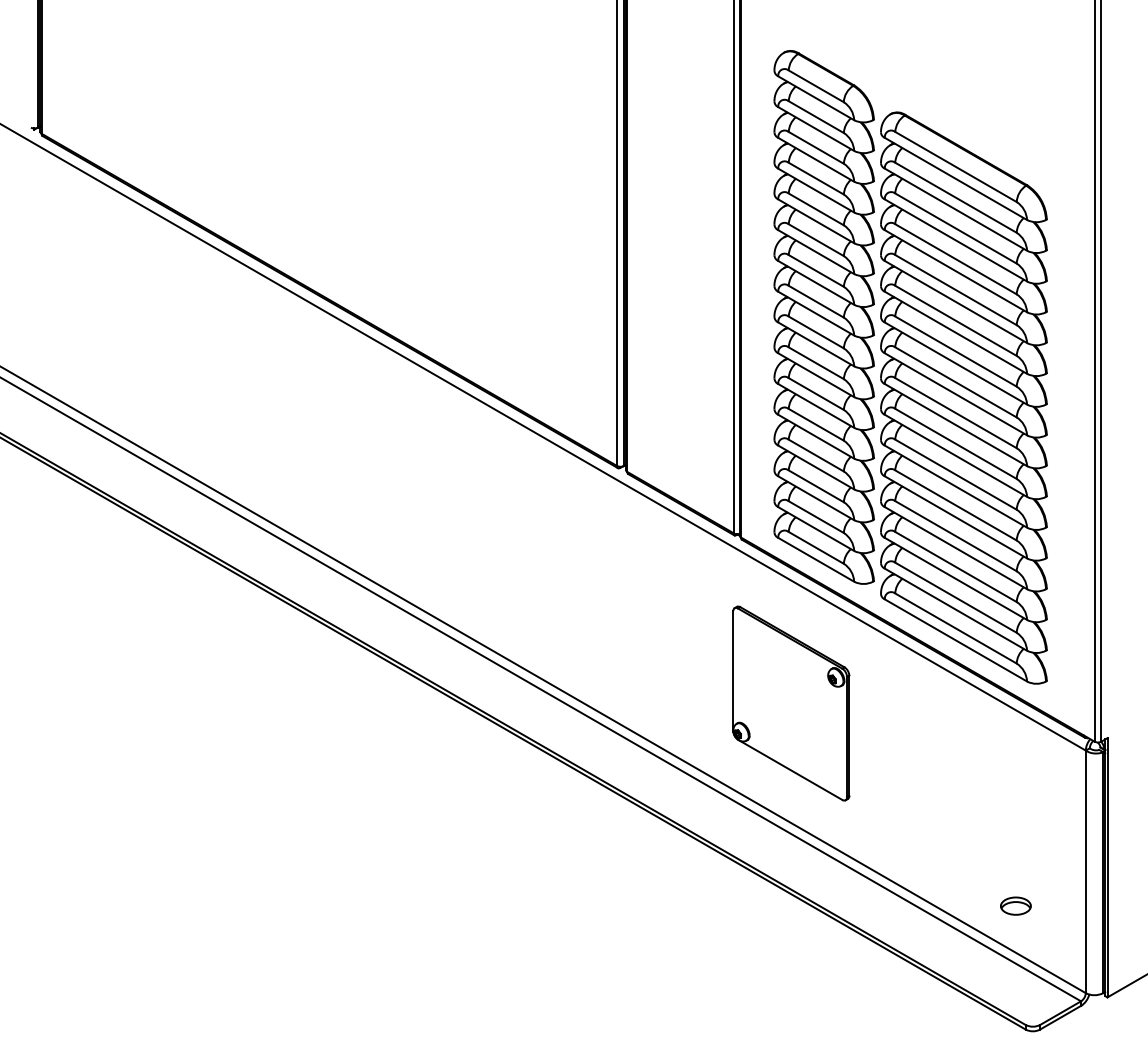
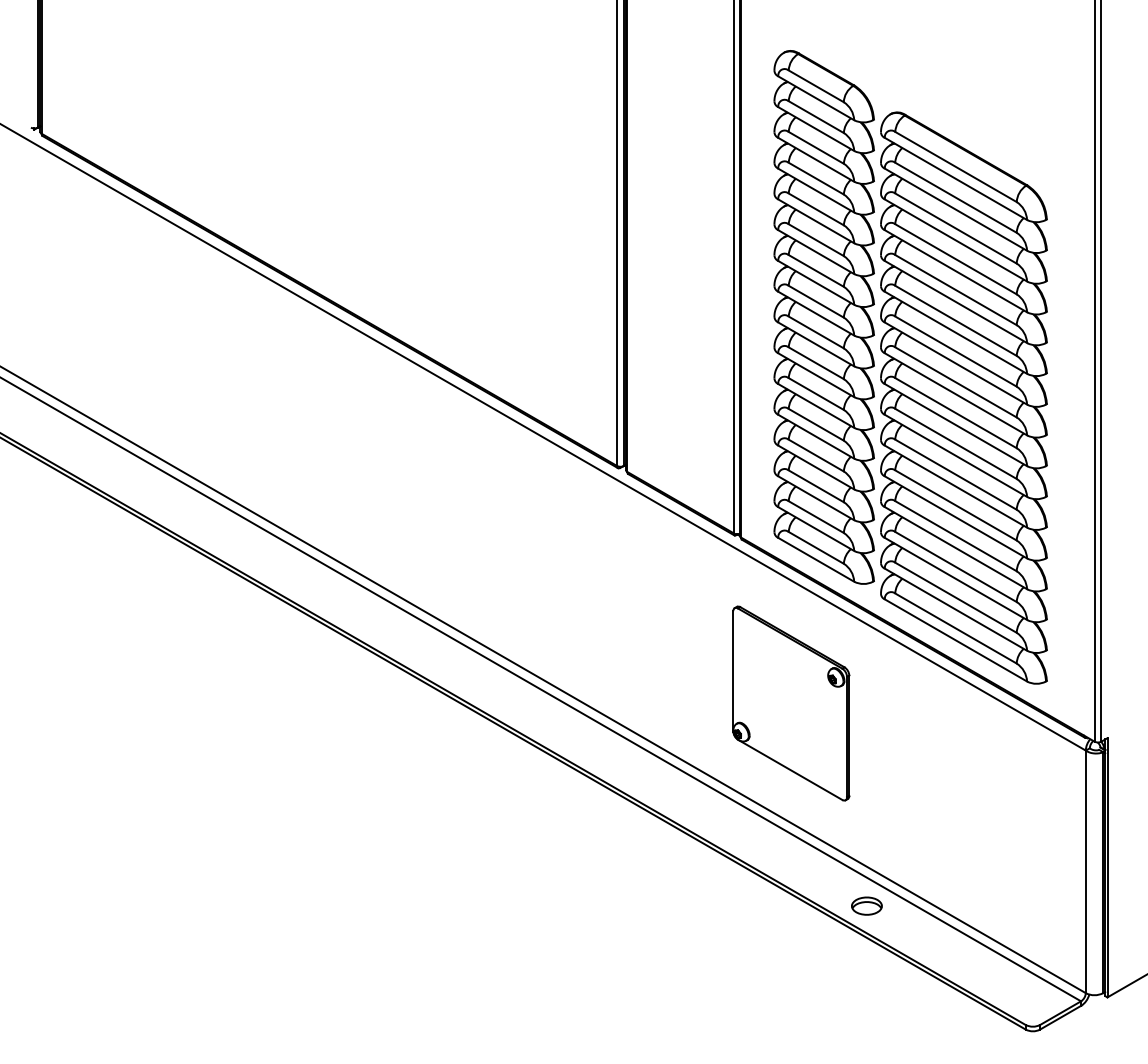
part position: (1015, 905) -> (866, 905) (866, 905)
